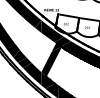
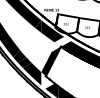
fill: present -> none (60, 43)
fill: present -> none (47, 80)
